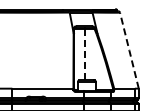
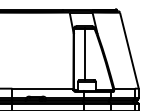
line: dashed -> solid (129, 50)
line: dashed -> solid (85, 54)
